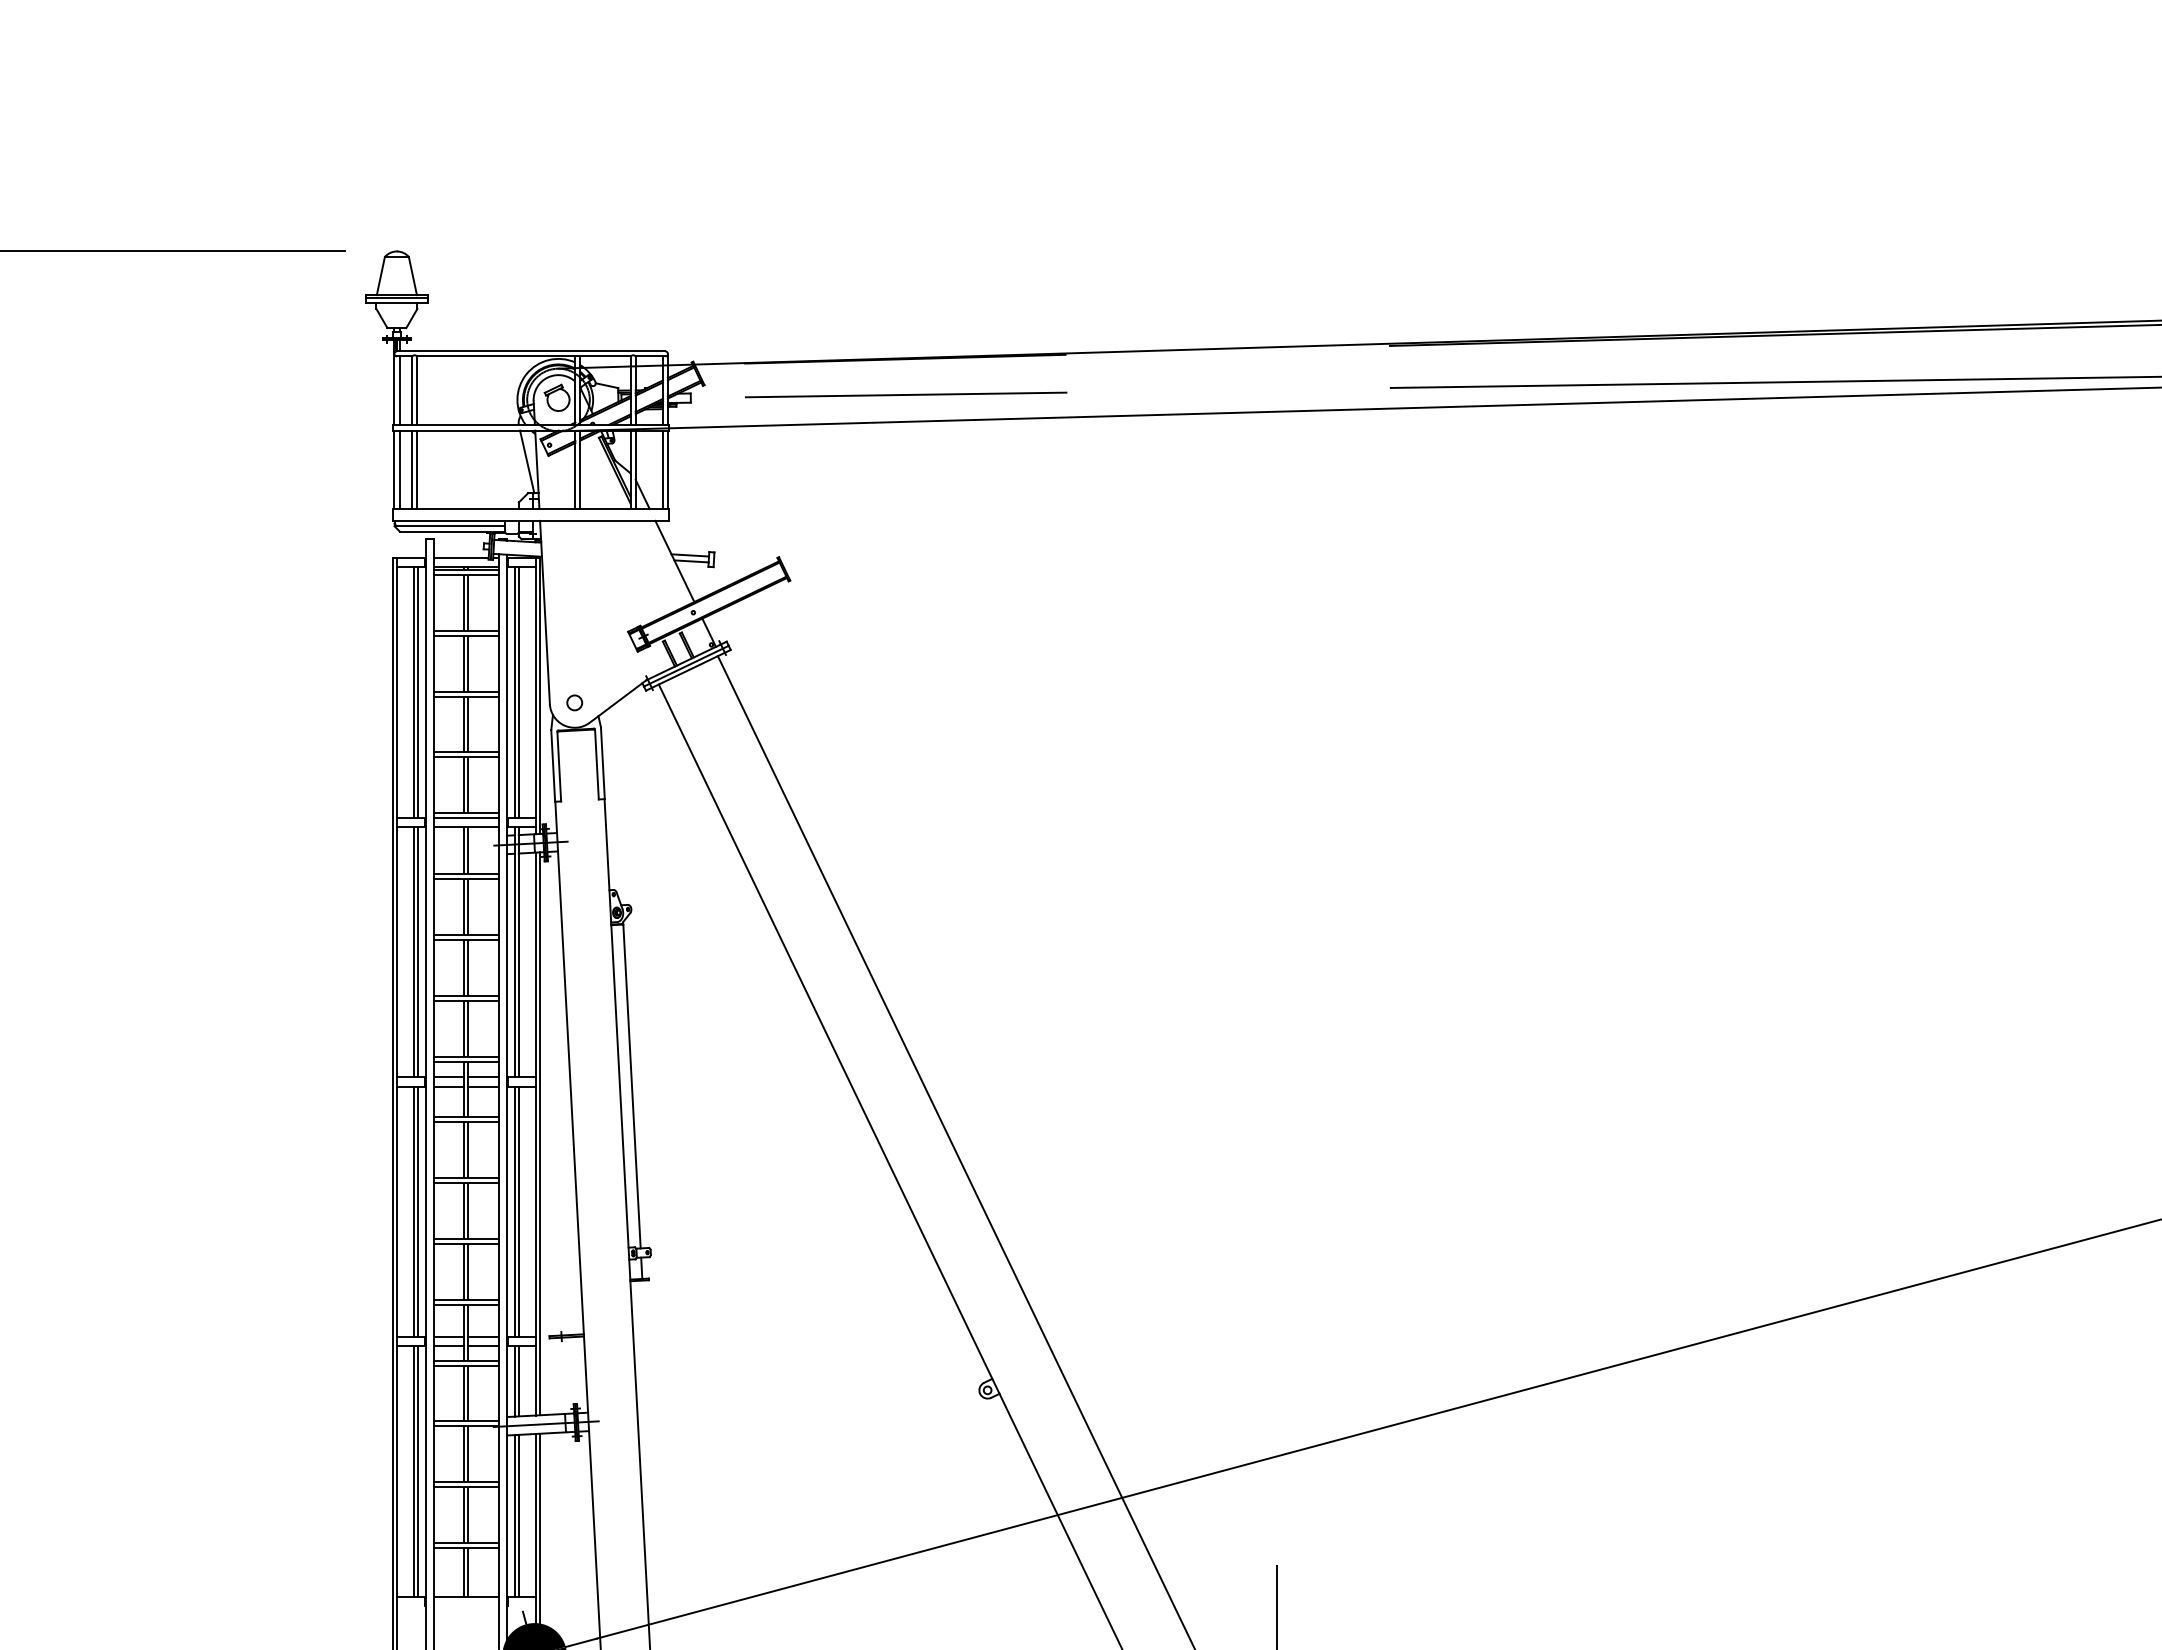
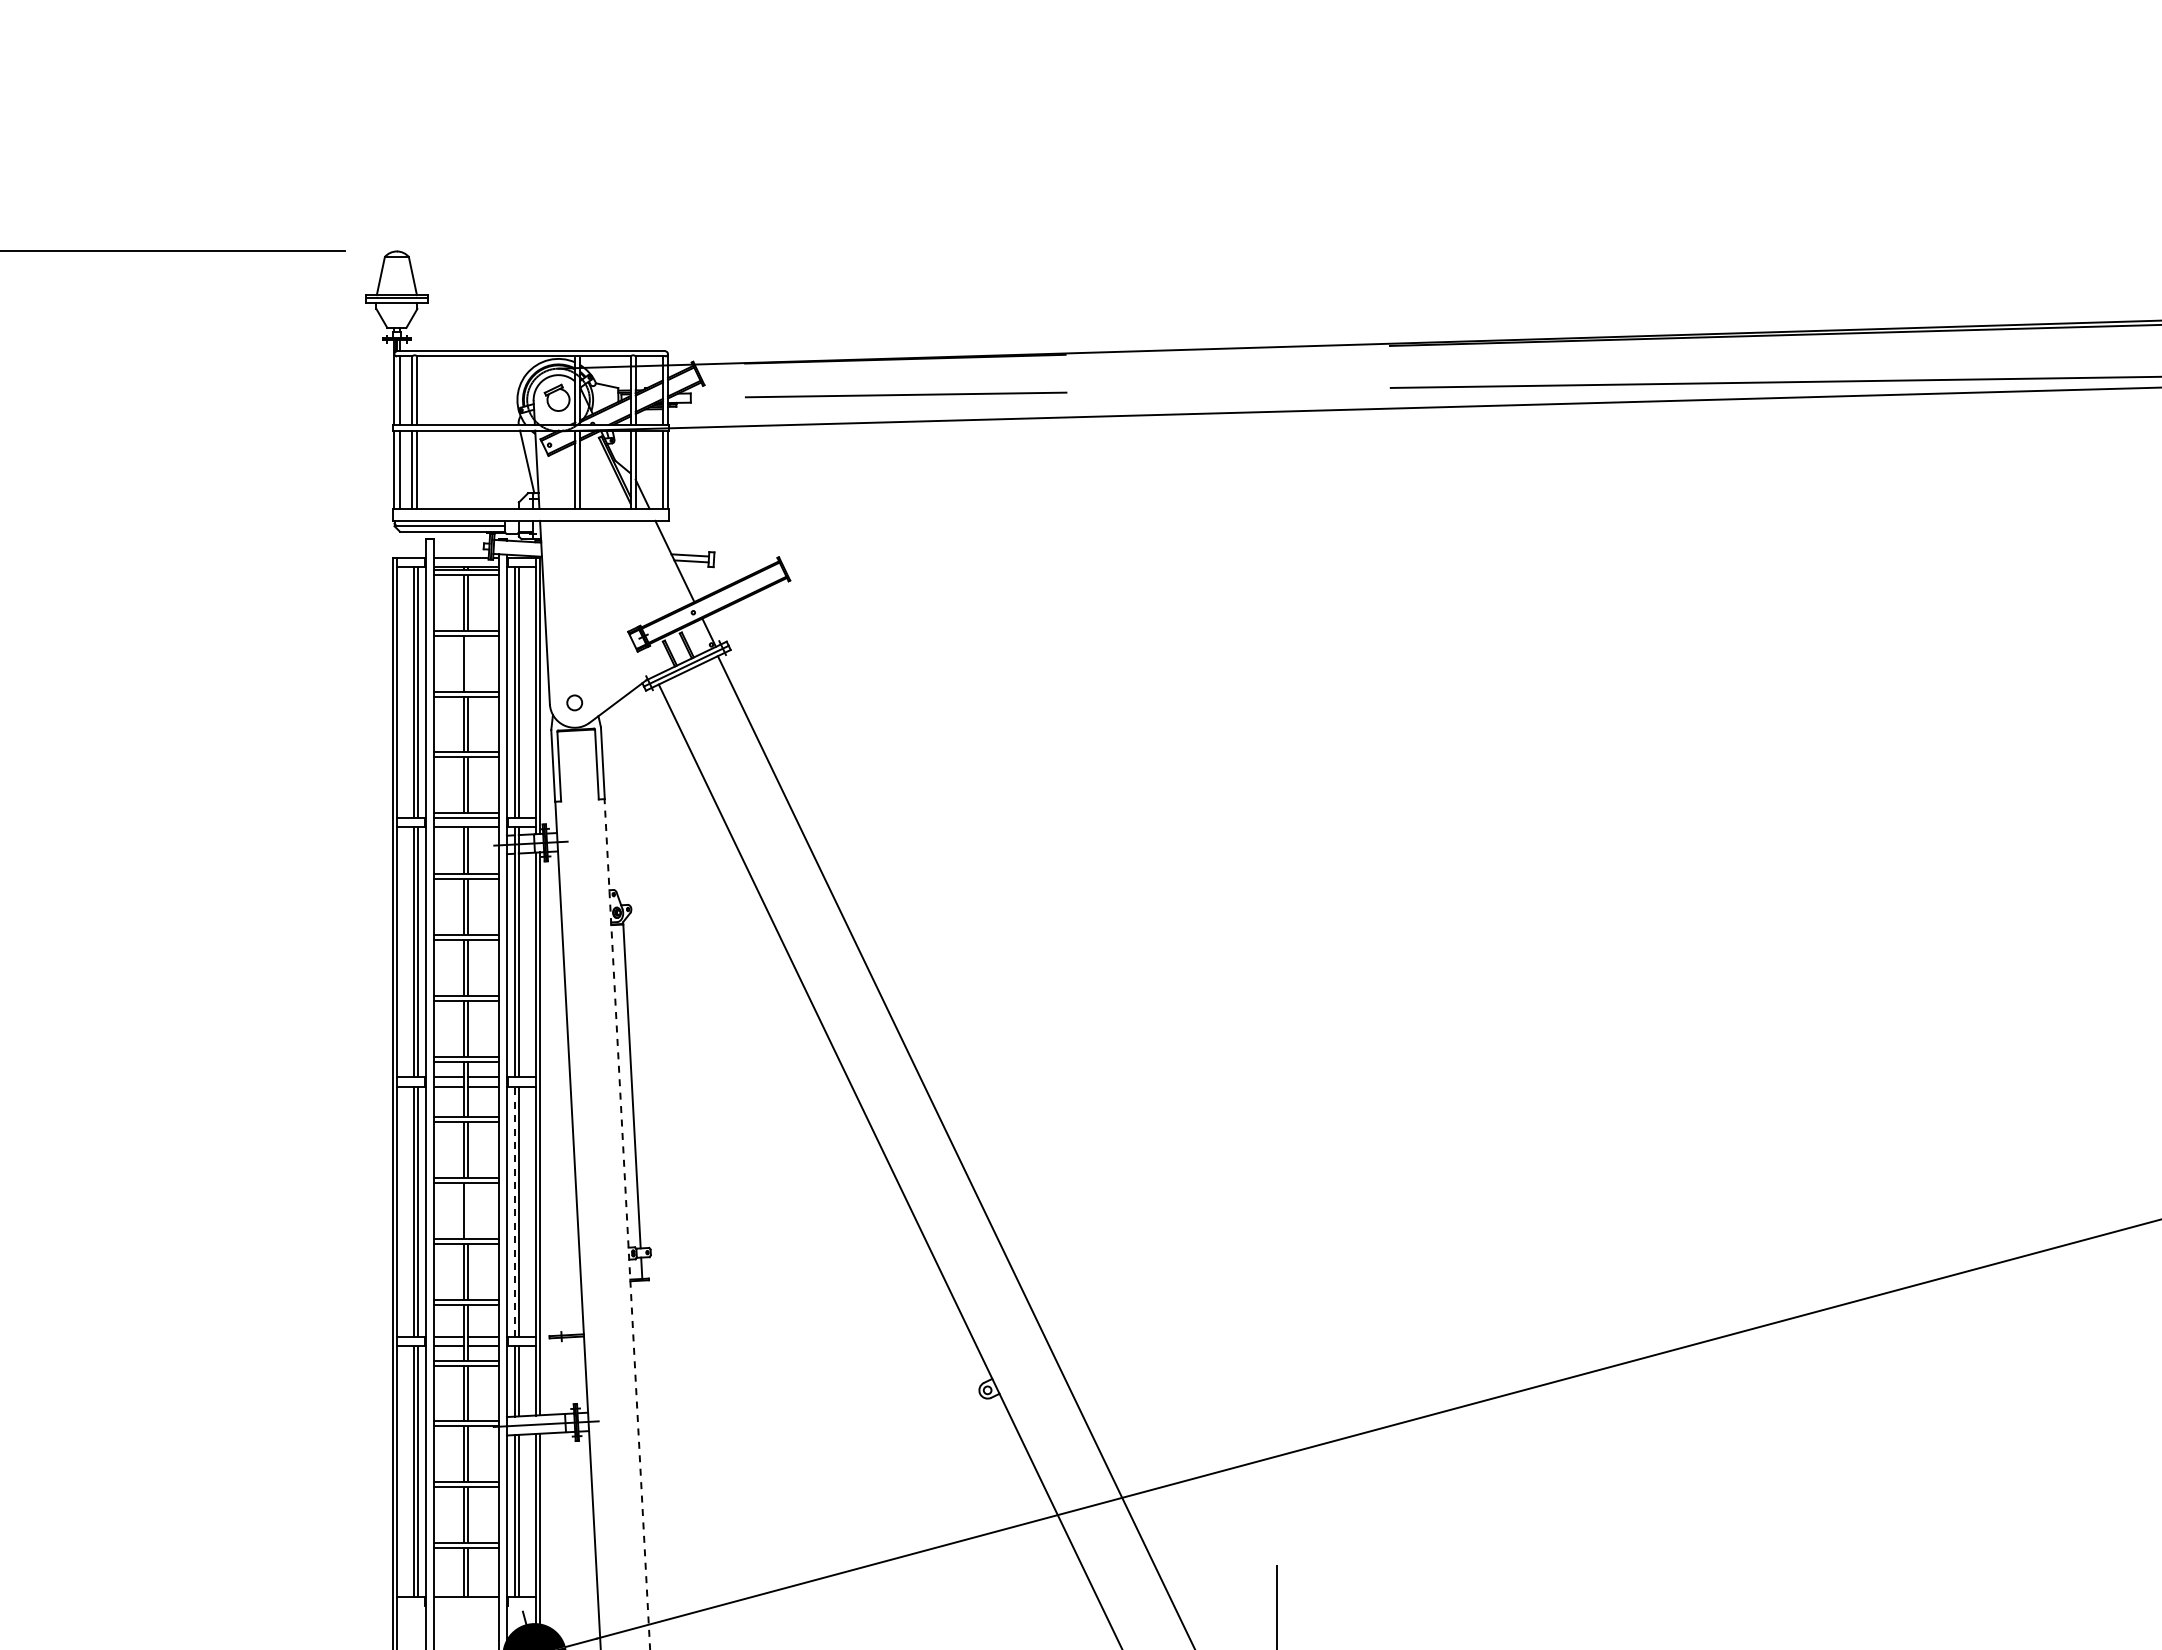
line: present -> none (468, 663)
line: present -> none (468, 1210)
line: solid -> dashed (514, 1211)
line: solid -> dashed (627, 1224)
